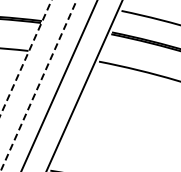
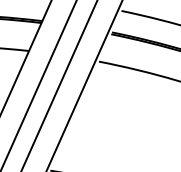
line: dashed -> solid (25, 58)
line: dashed -> solid (38, 85)
